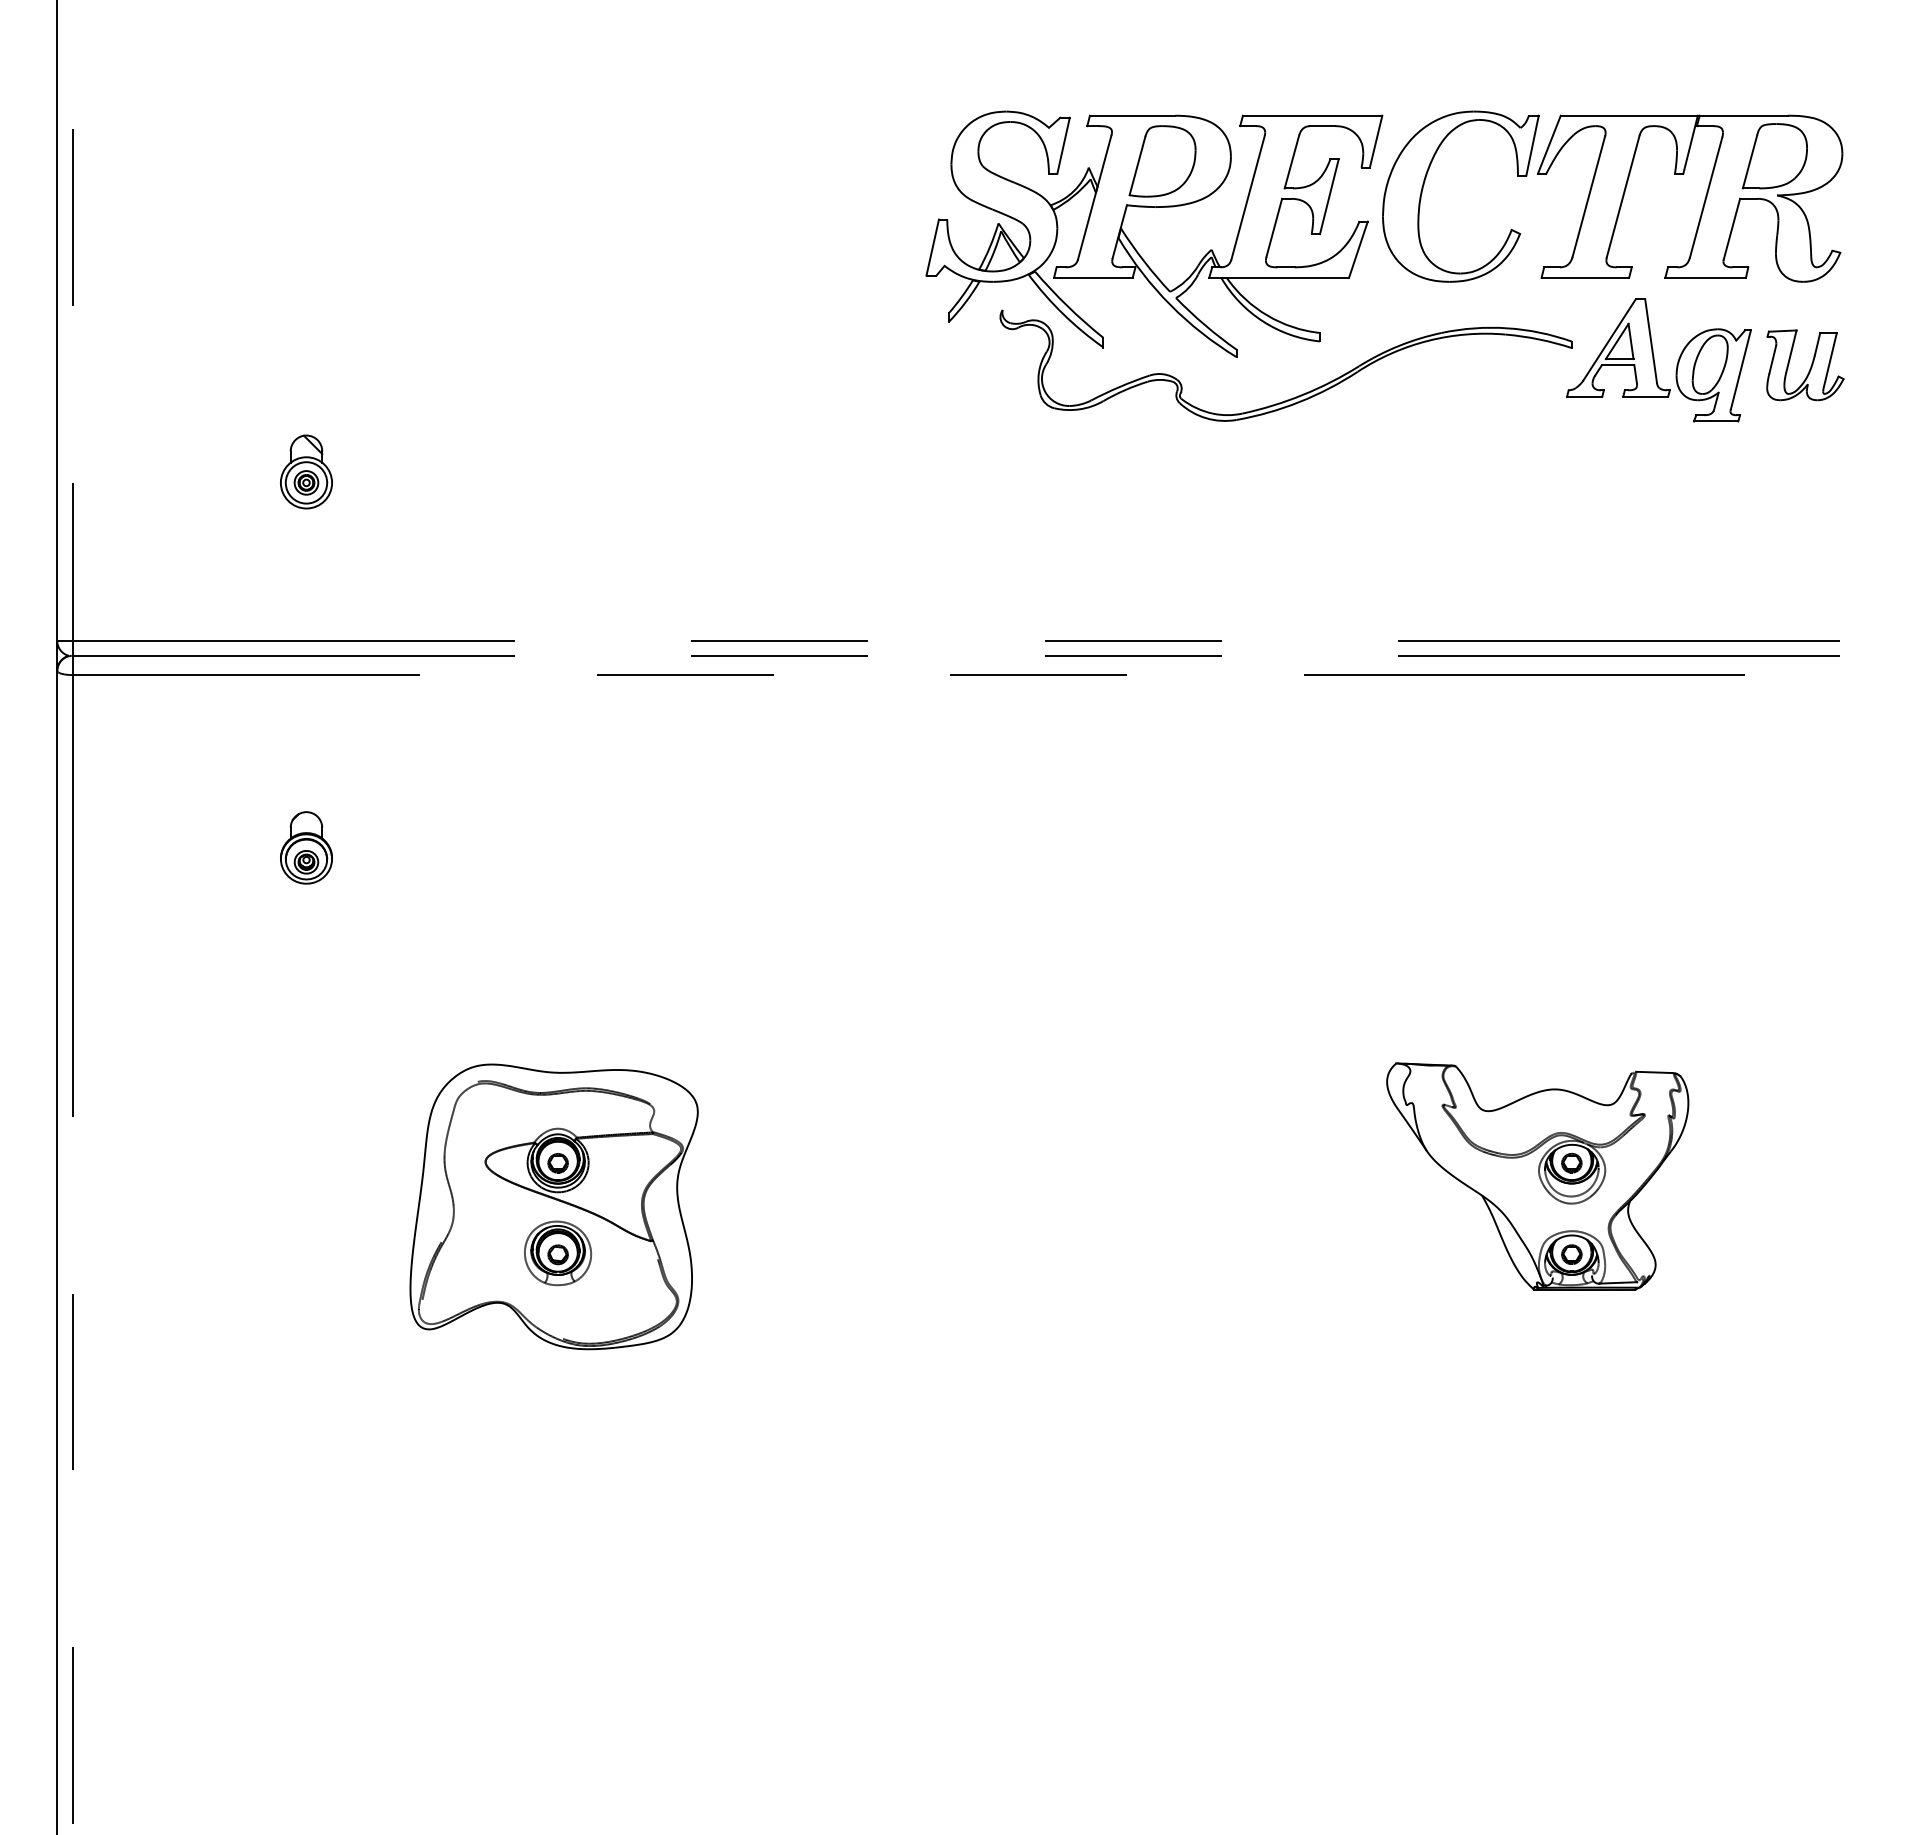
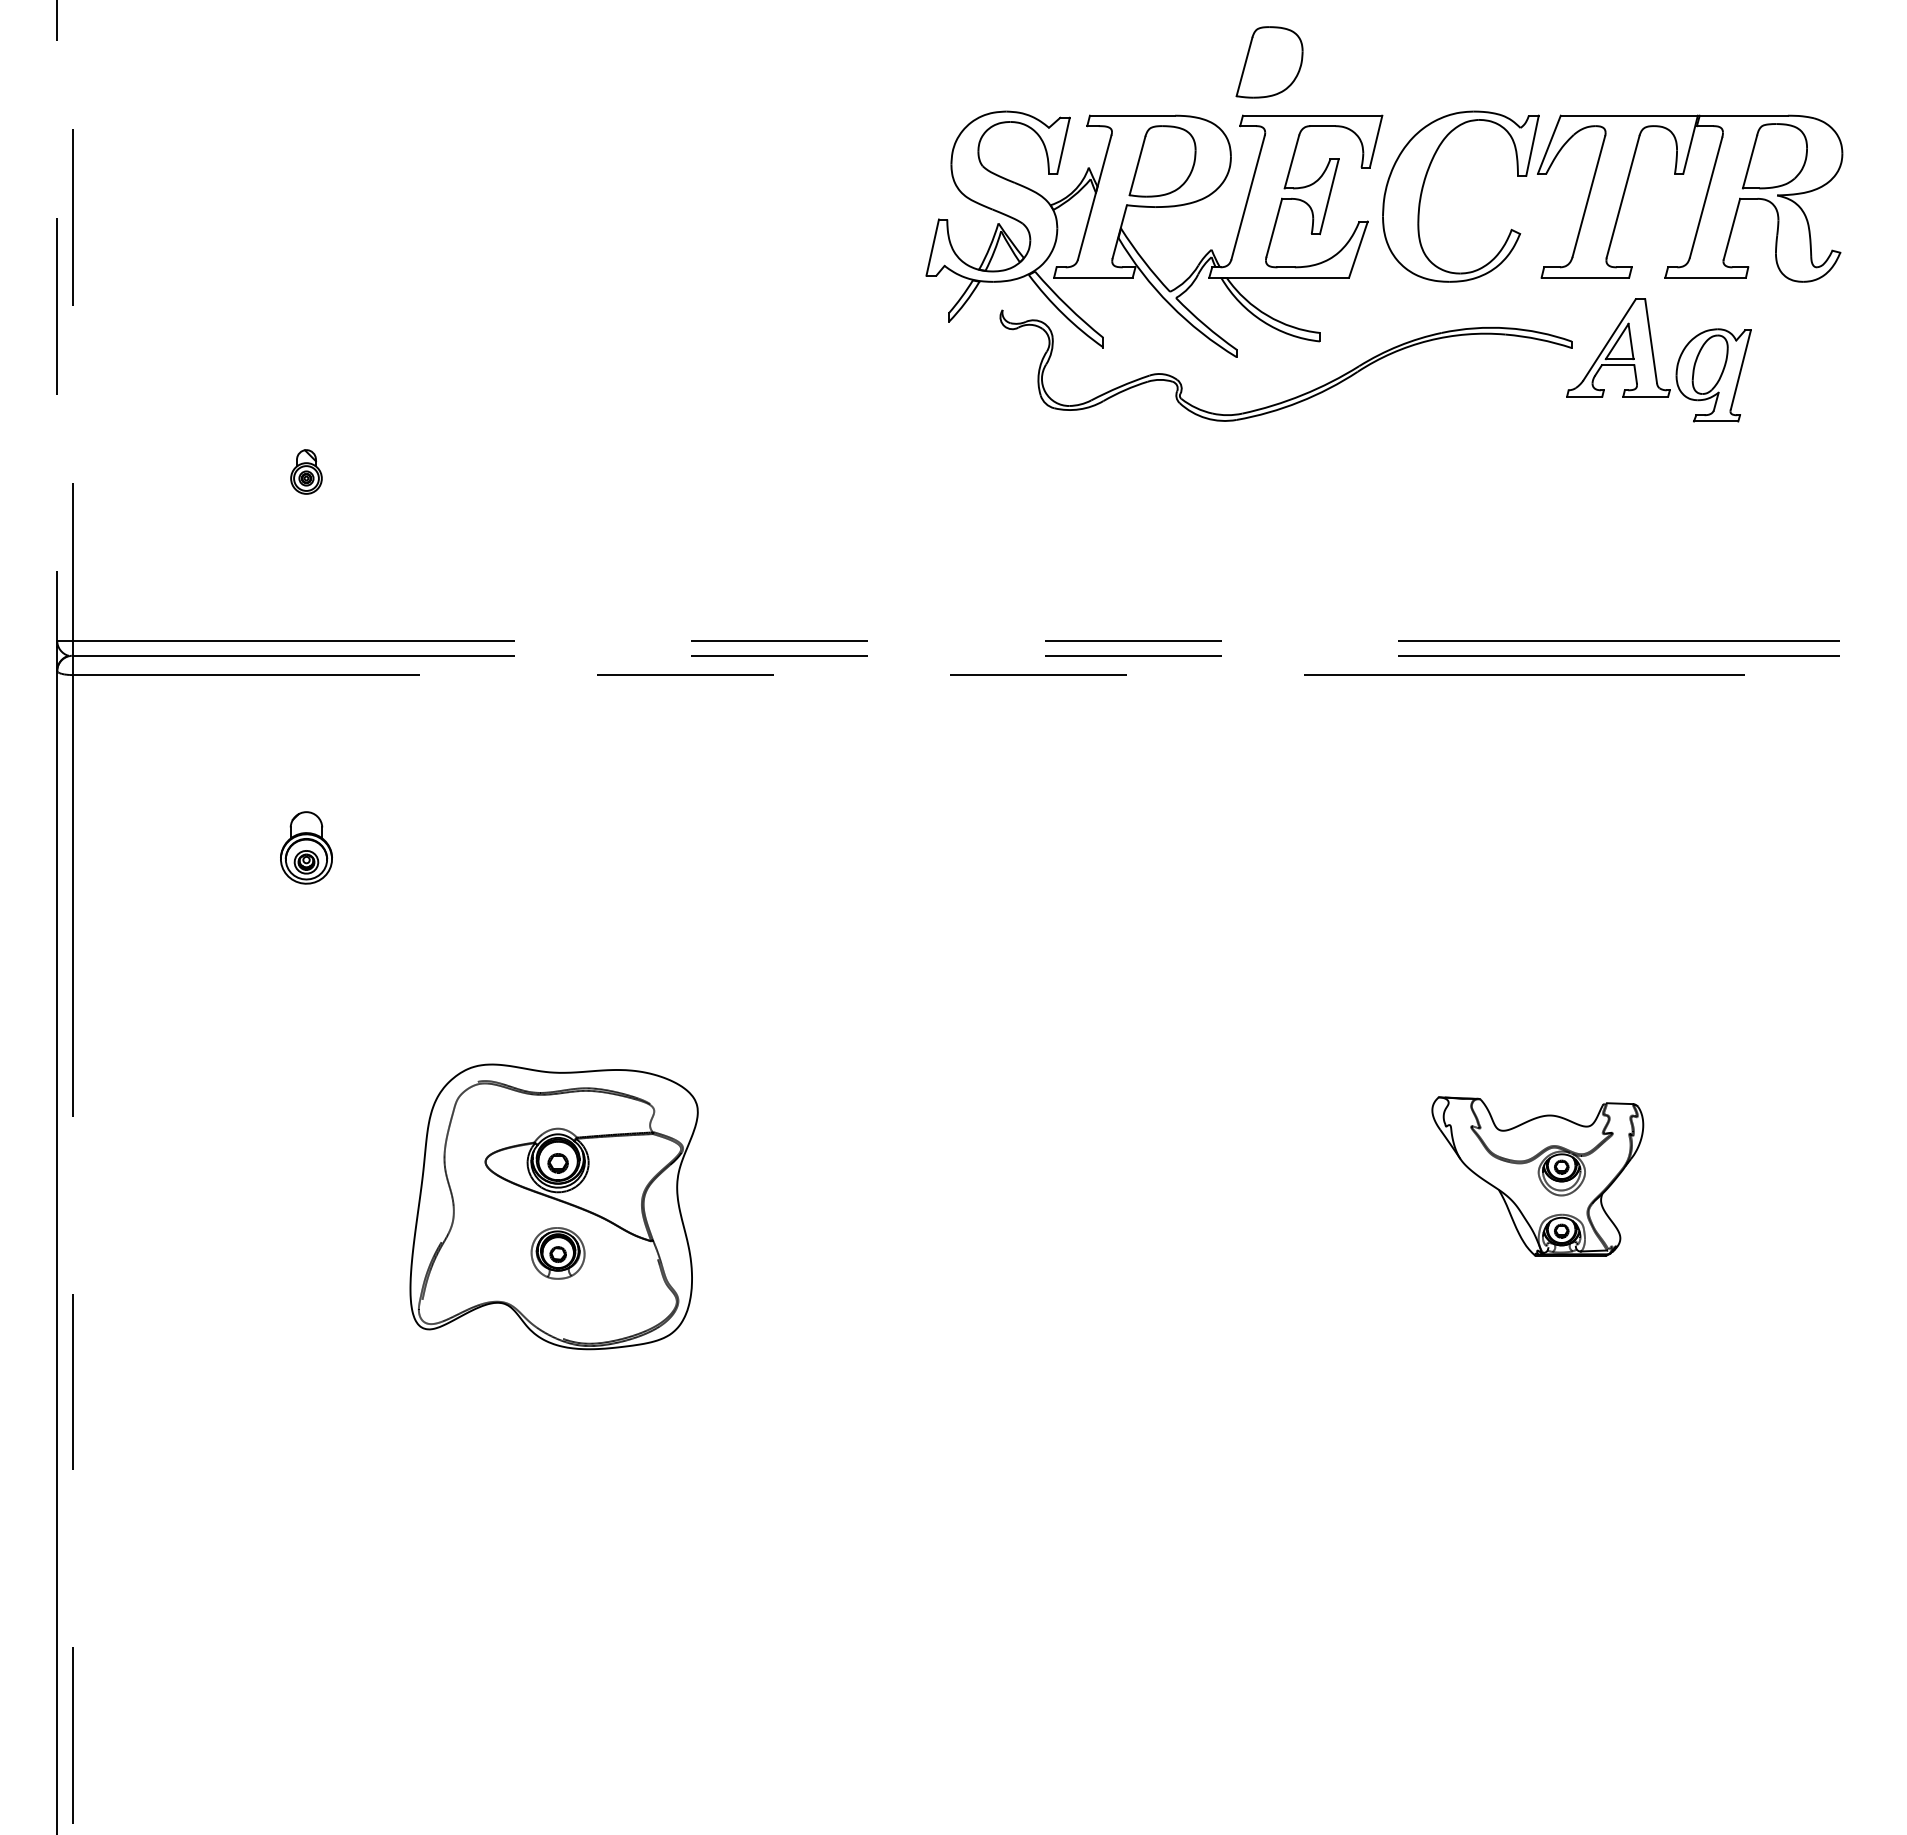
part: none -> present (1269, 62)
line: solid -> dashed (57, 320)
part: present -> none (1805, 365)
part size: 53x76 px -> 33x46 px (306, 471)
part size: 304x229 px -> 214x161 px (1537, 1176)
part size: 69x67 px -> 56x53 px (557, 1253)
